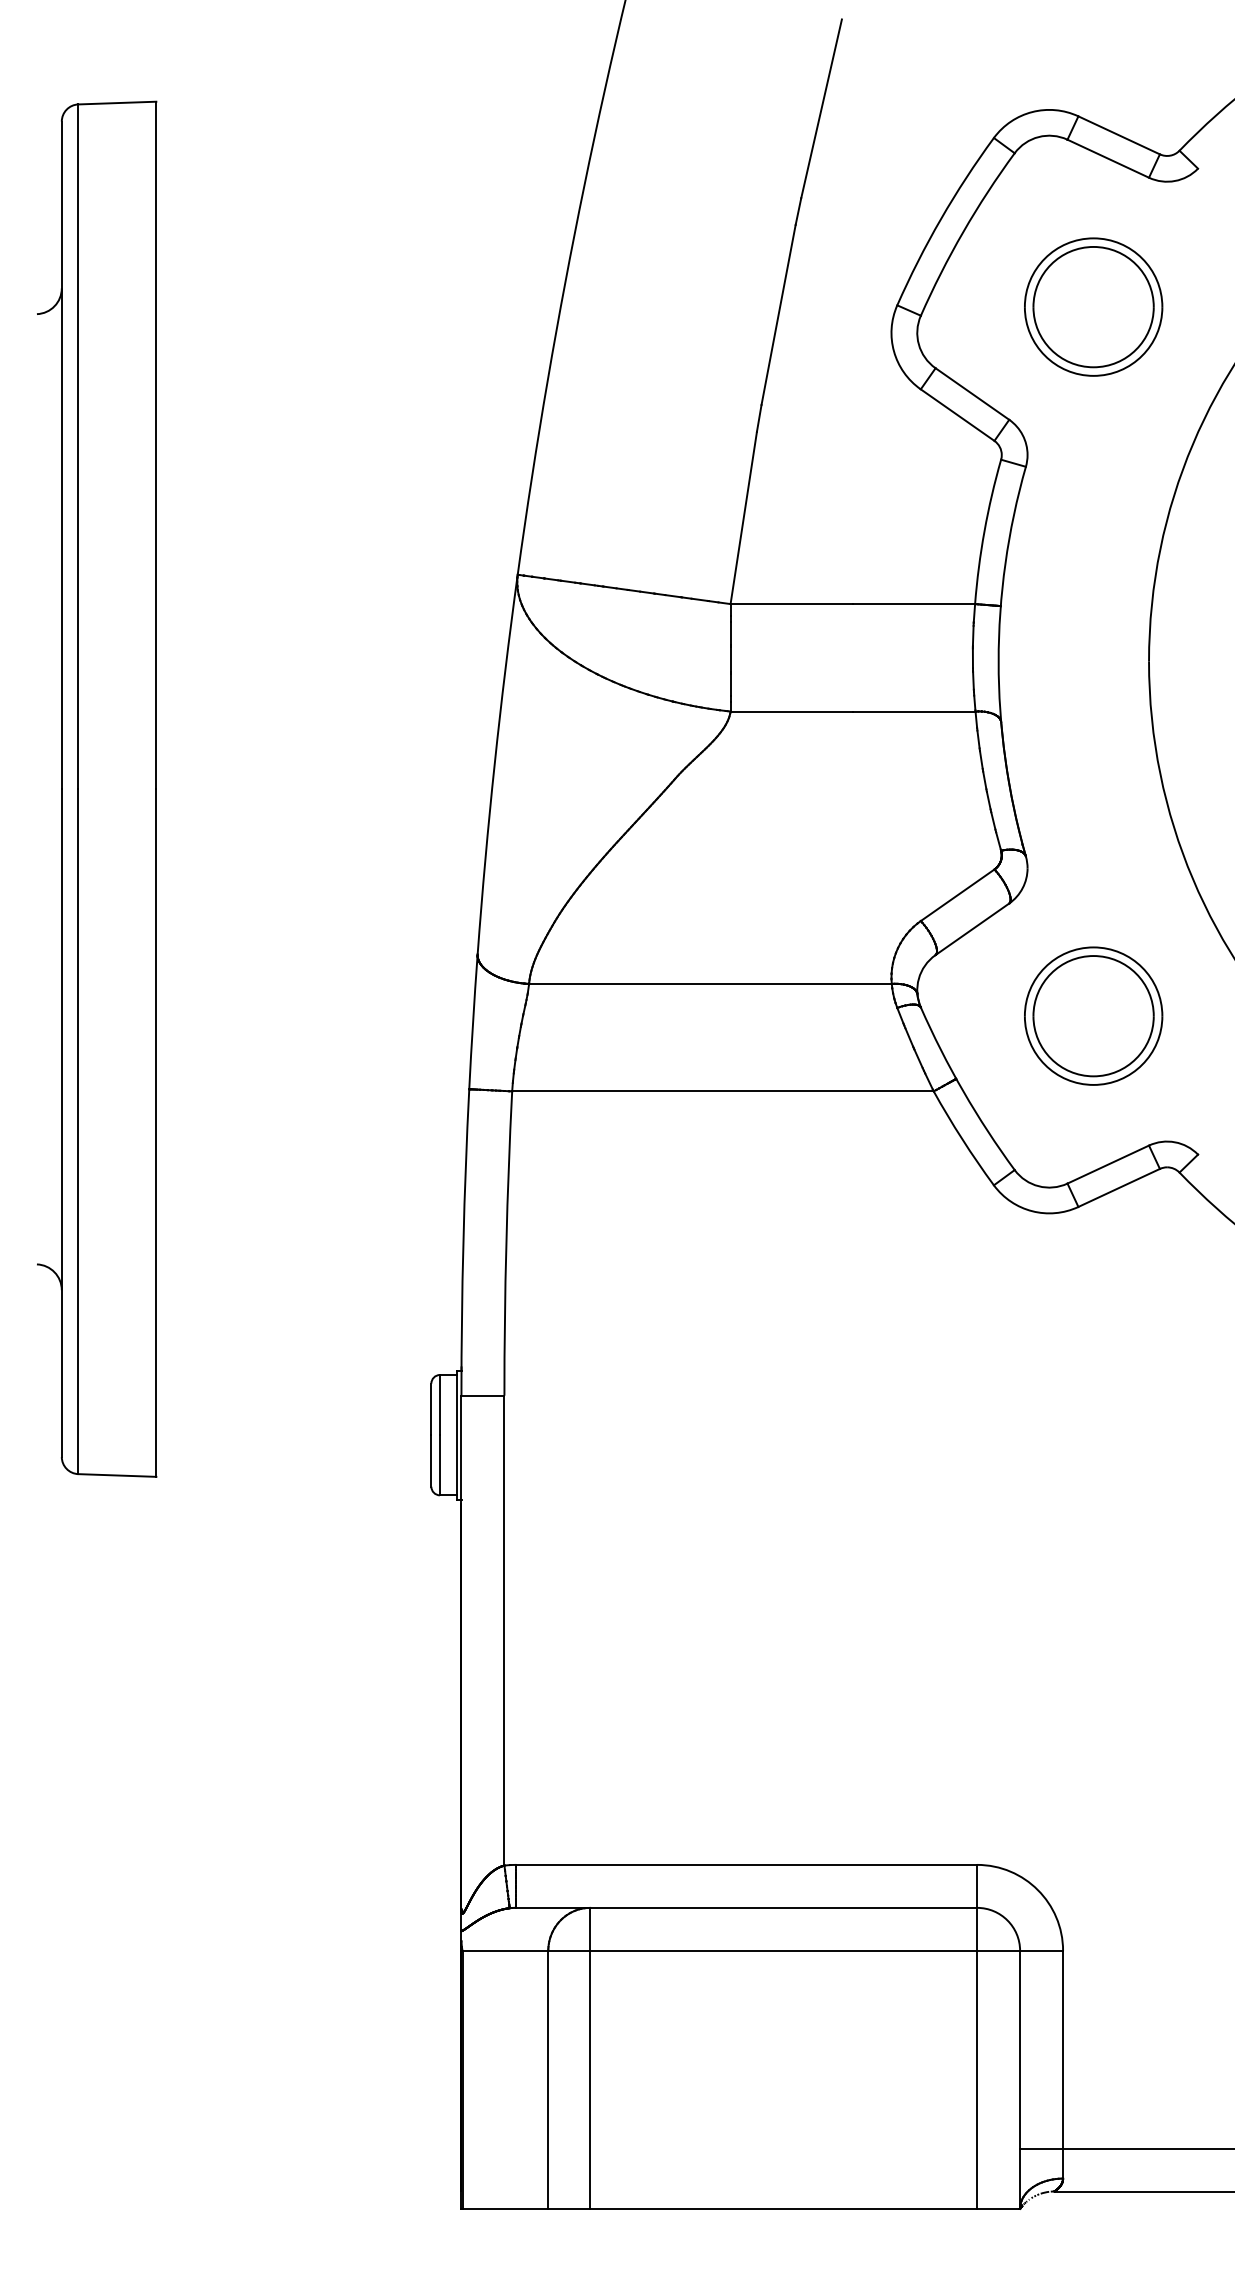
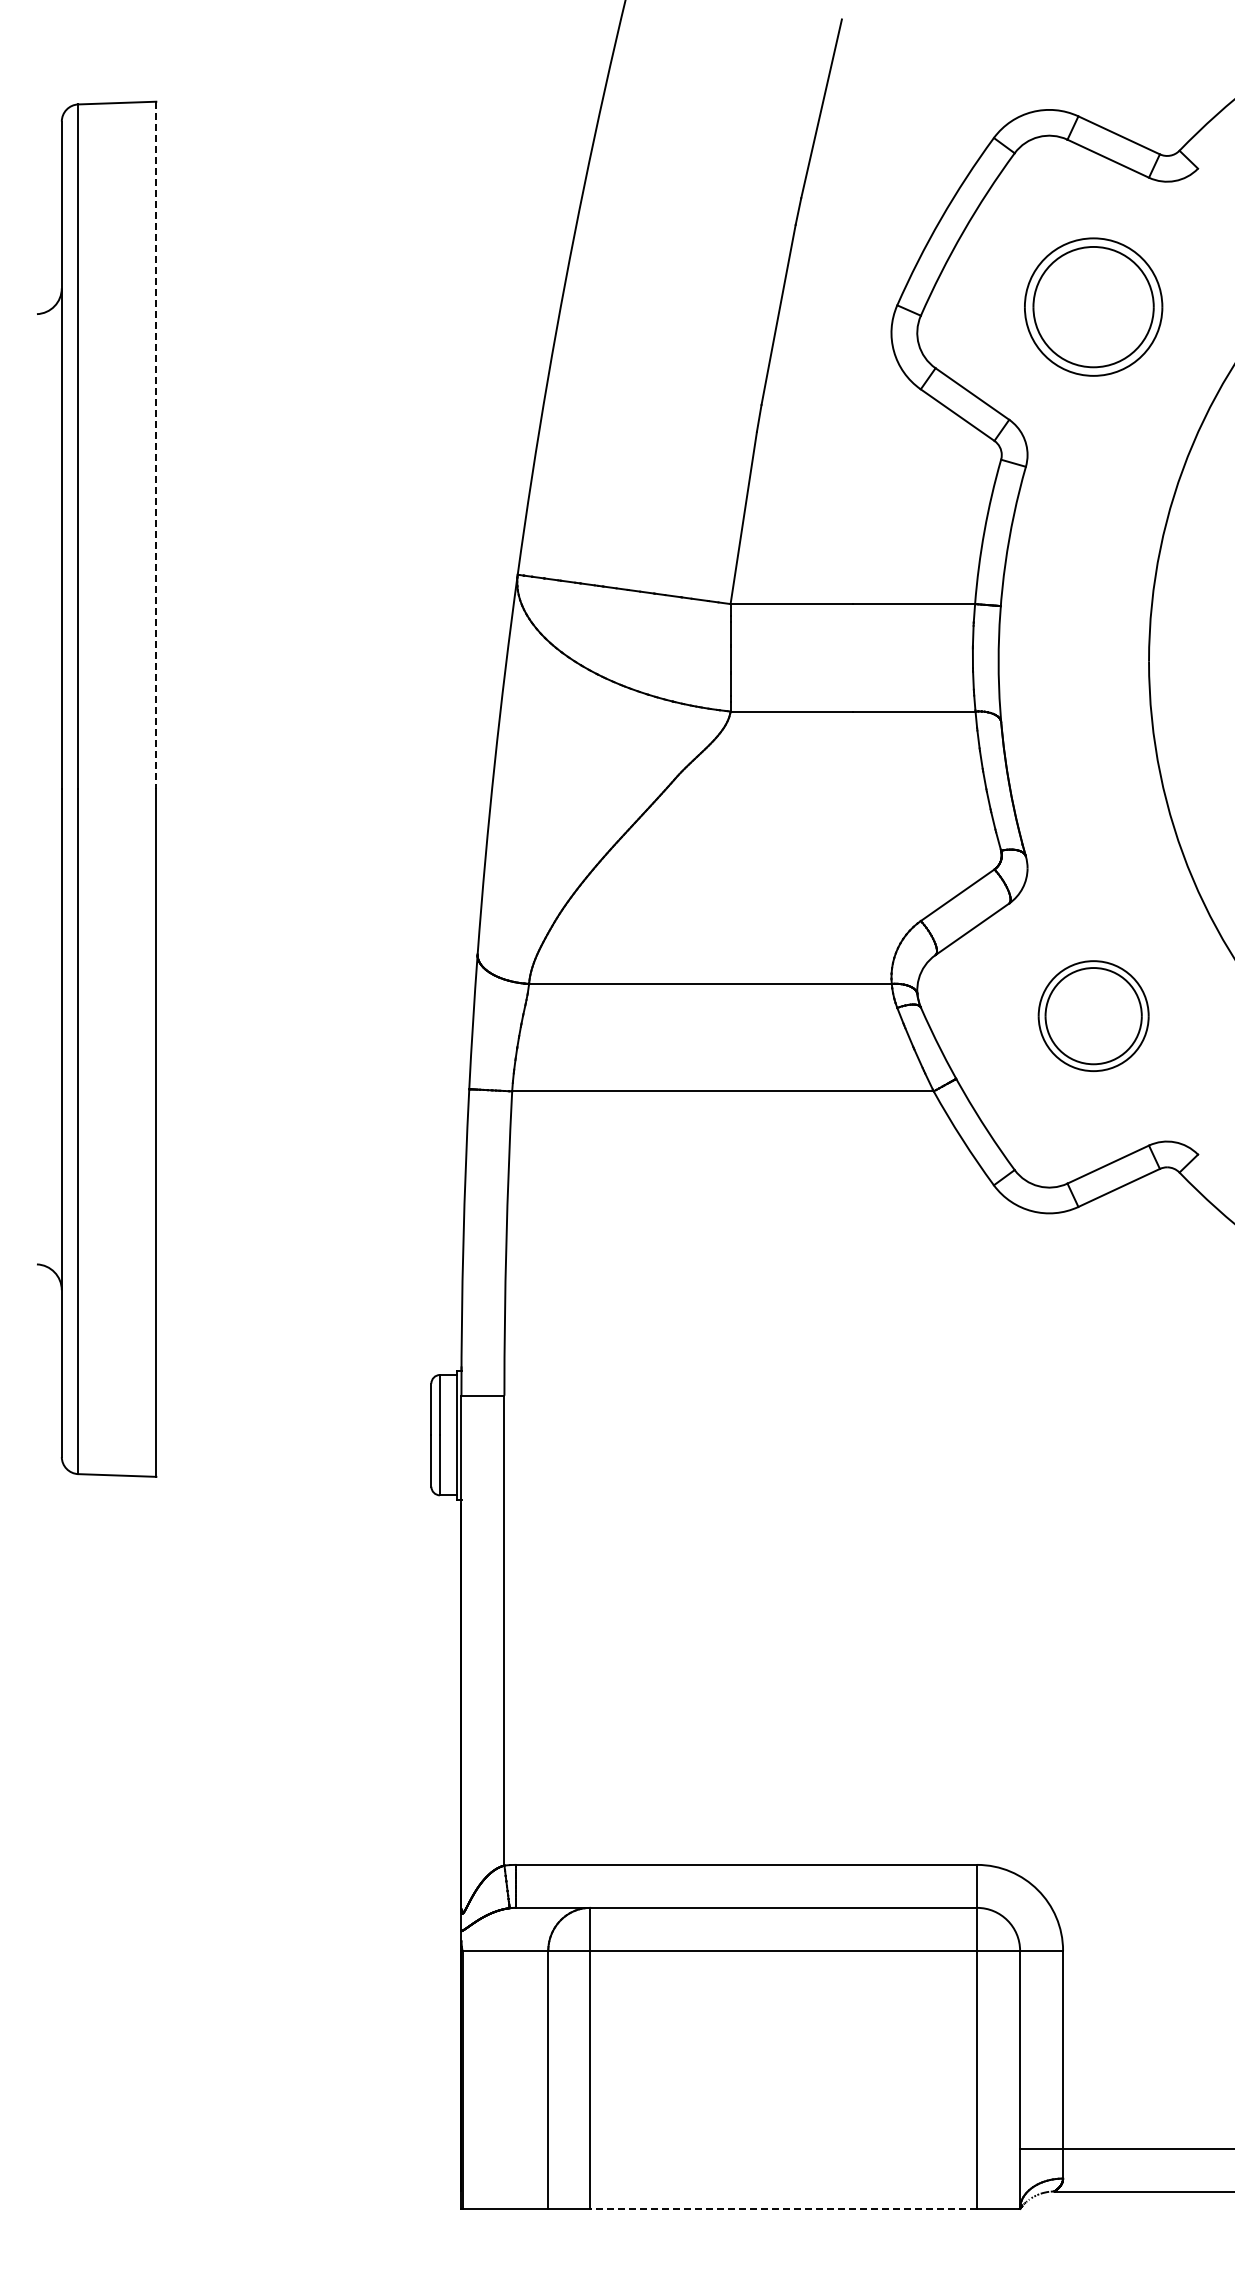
line: solid -> dashed (156, 445)
part size: 140x140 px -> 113x112 px (1093, 1015)
line: solid -> dashed (783, 2208)
